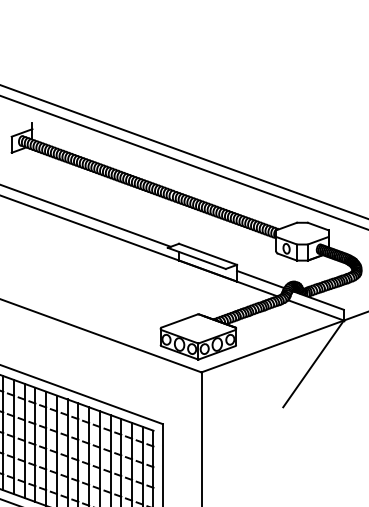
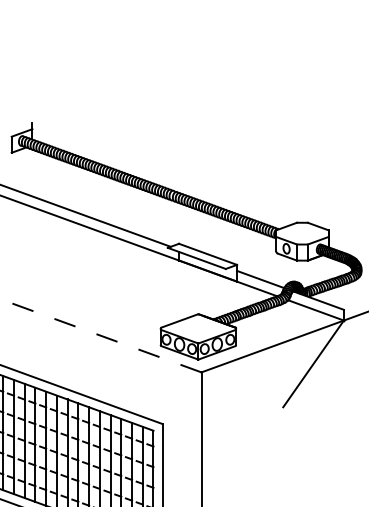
line: present -> none (183, 151)
line: present -> none (183, 162)
line: solid -> dashed (101, 335)
